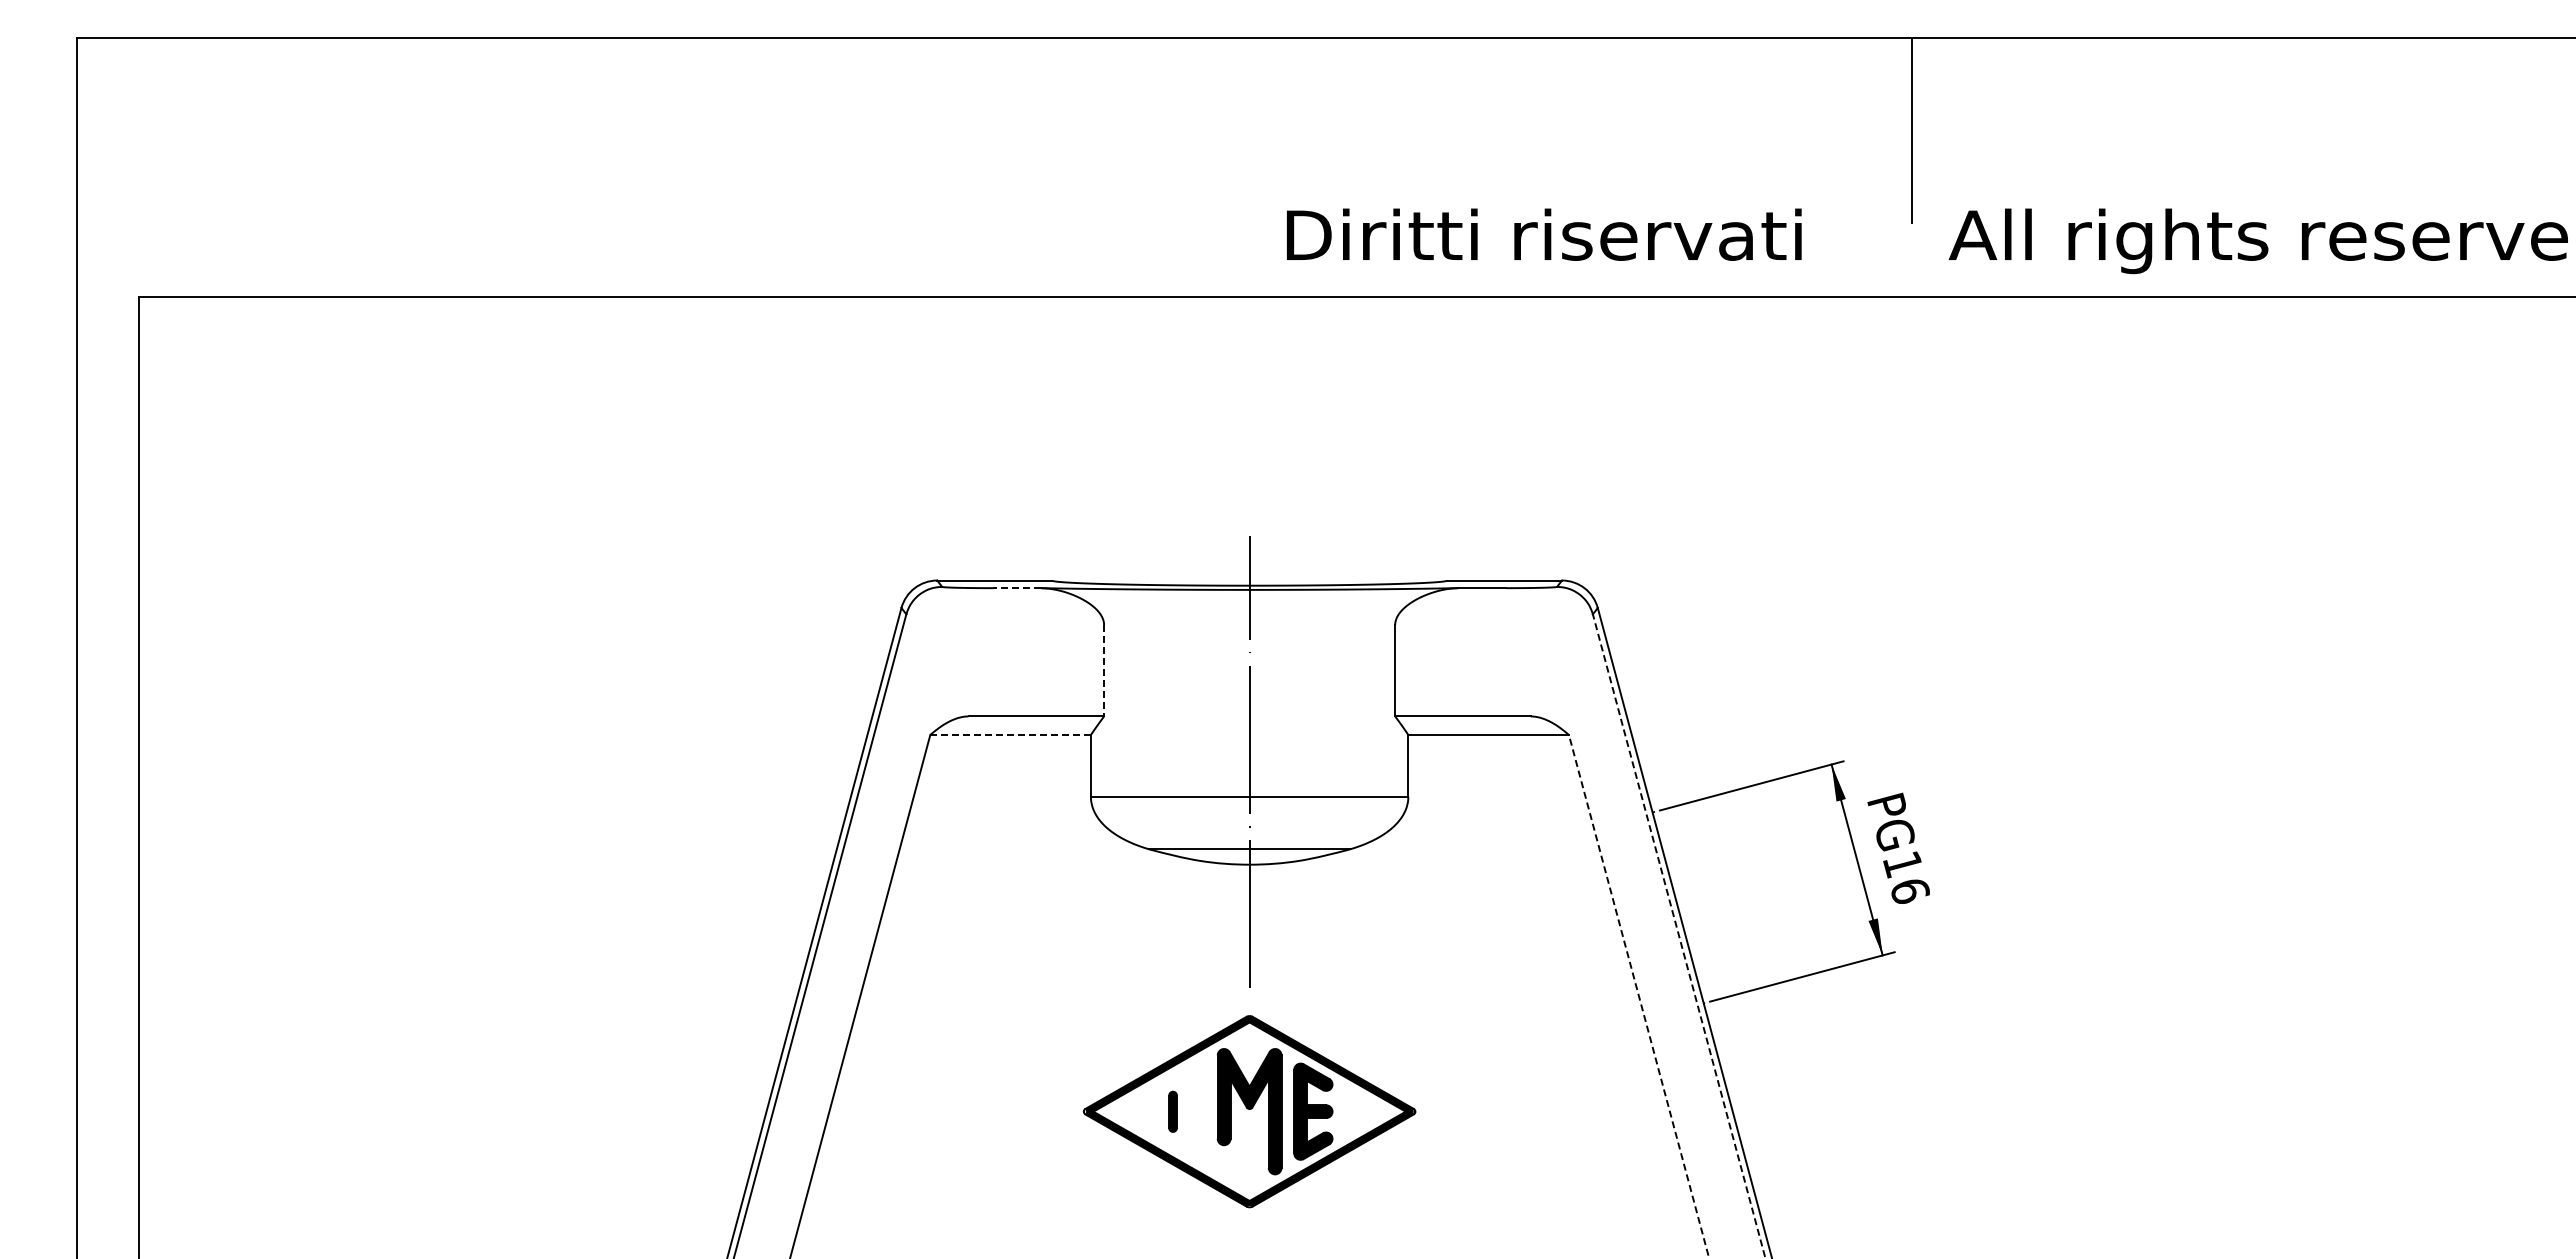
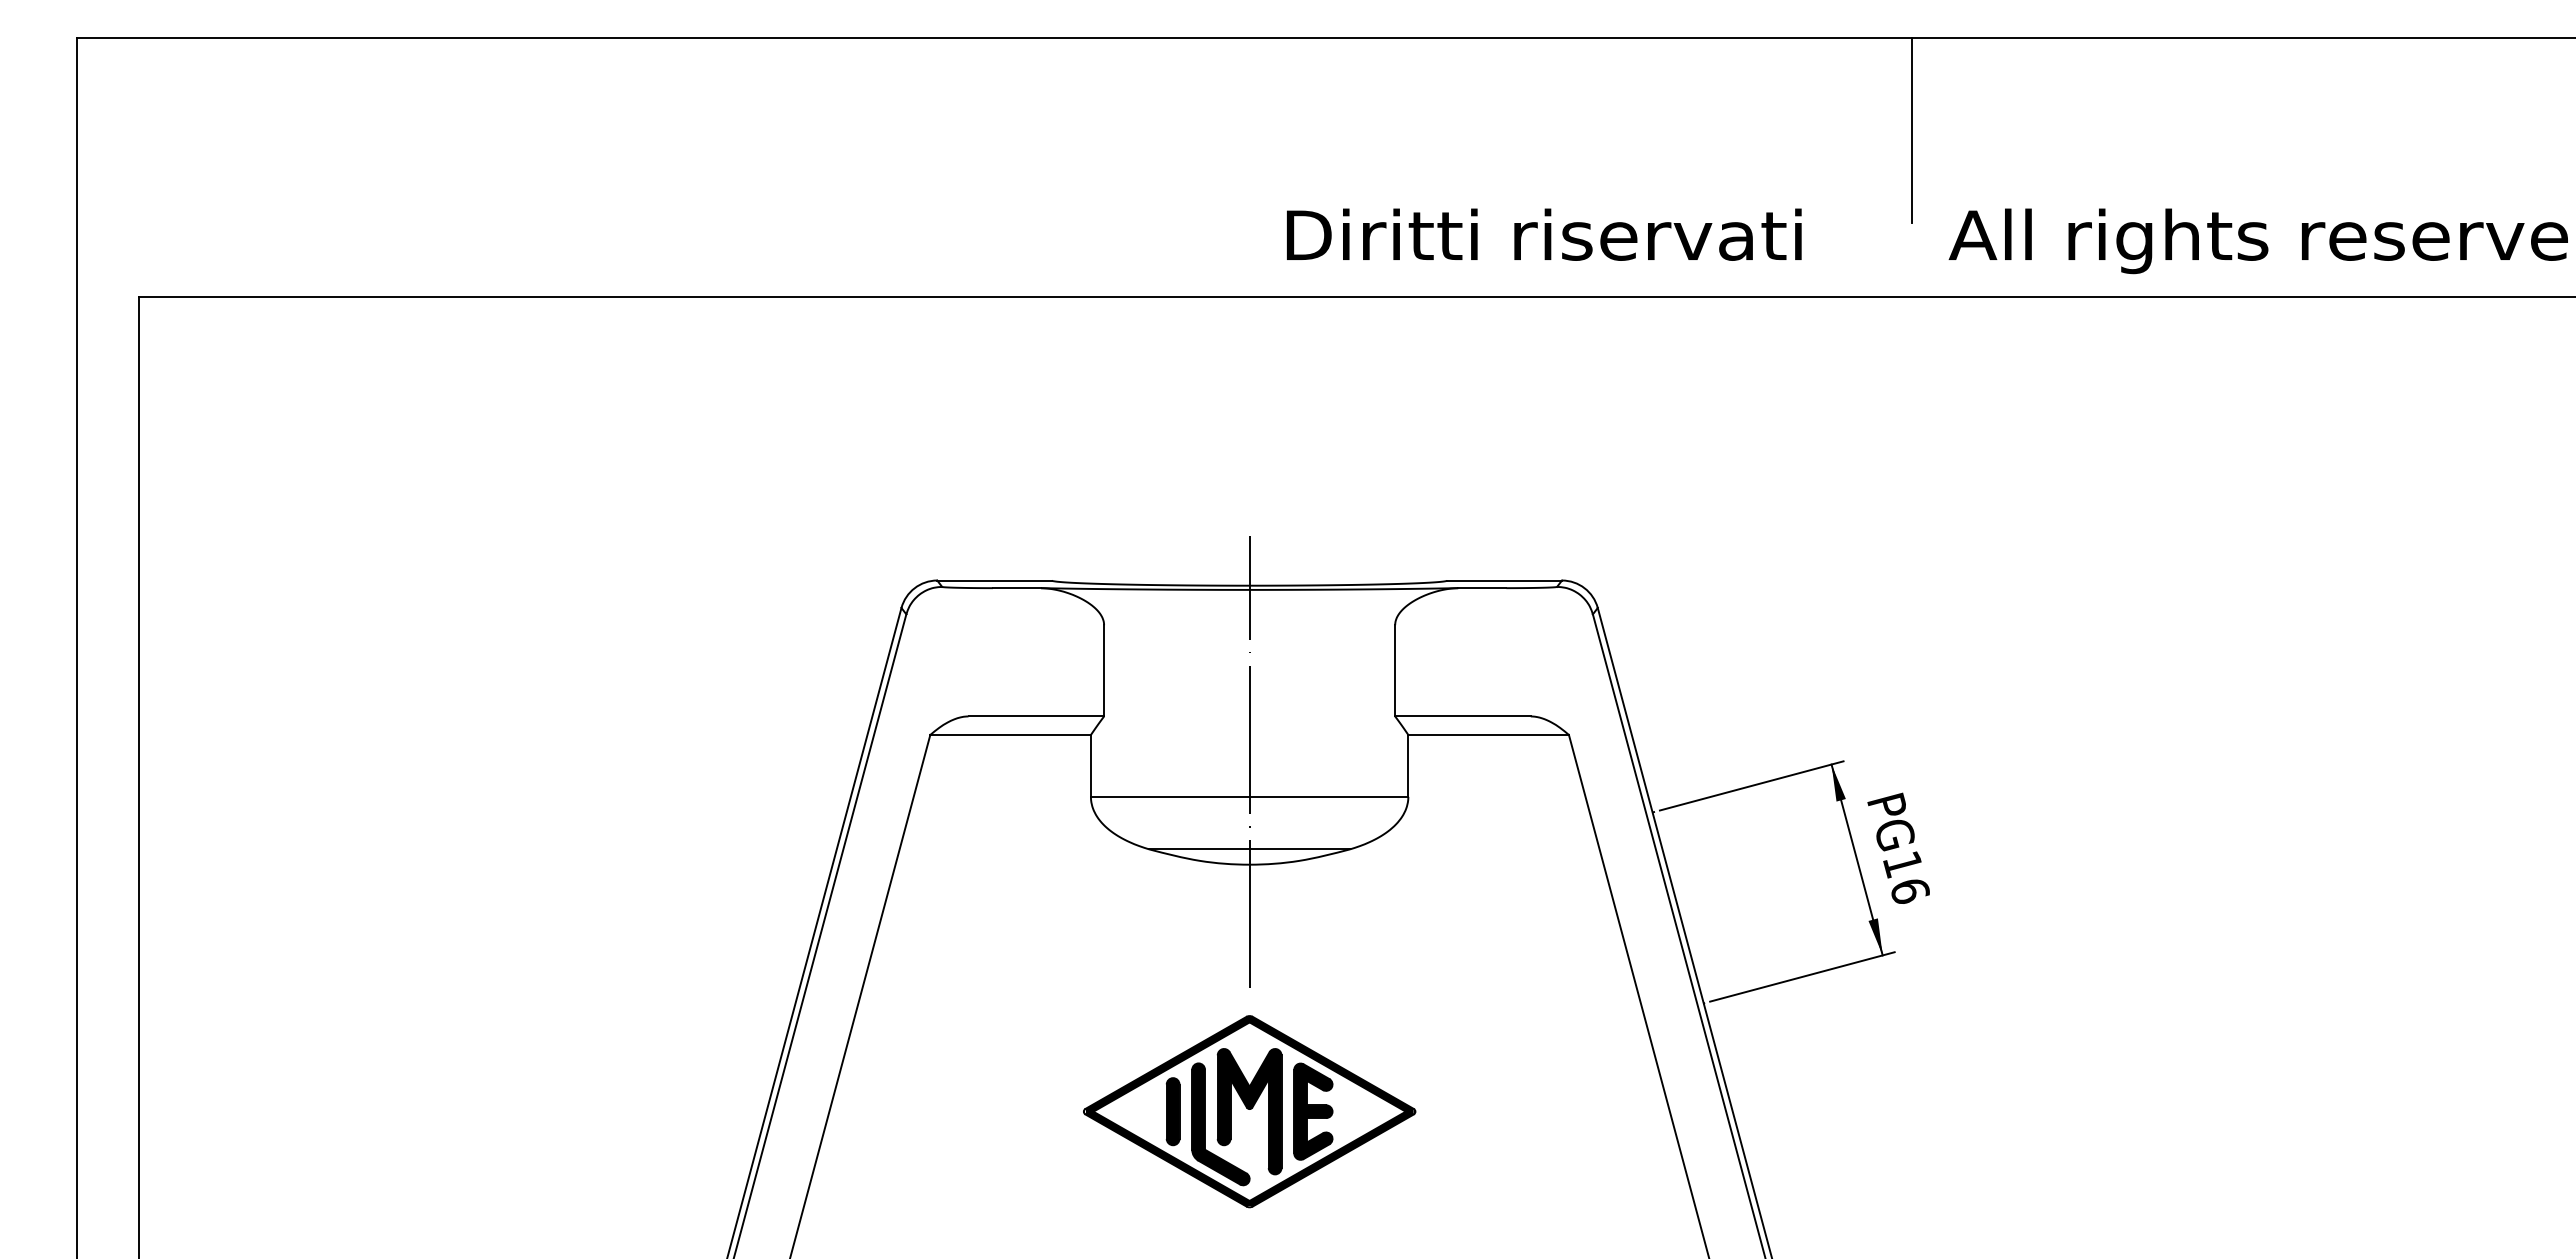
line: dashed -> solid (1016, 588)
line: dashed -> solid (1104, 670)
line: dashed -> solid (1011, 734)
line: dashed -> solid (1679, 936)
line: dashed -> solid (1638, 996)
part size: 10x43 px -> 16x70 px (1172, 1111)
part: none -> present (1205, 1124)
